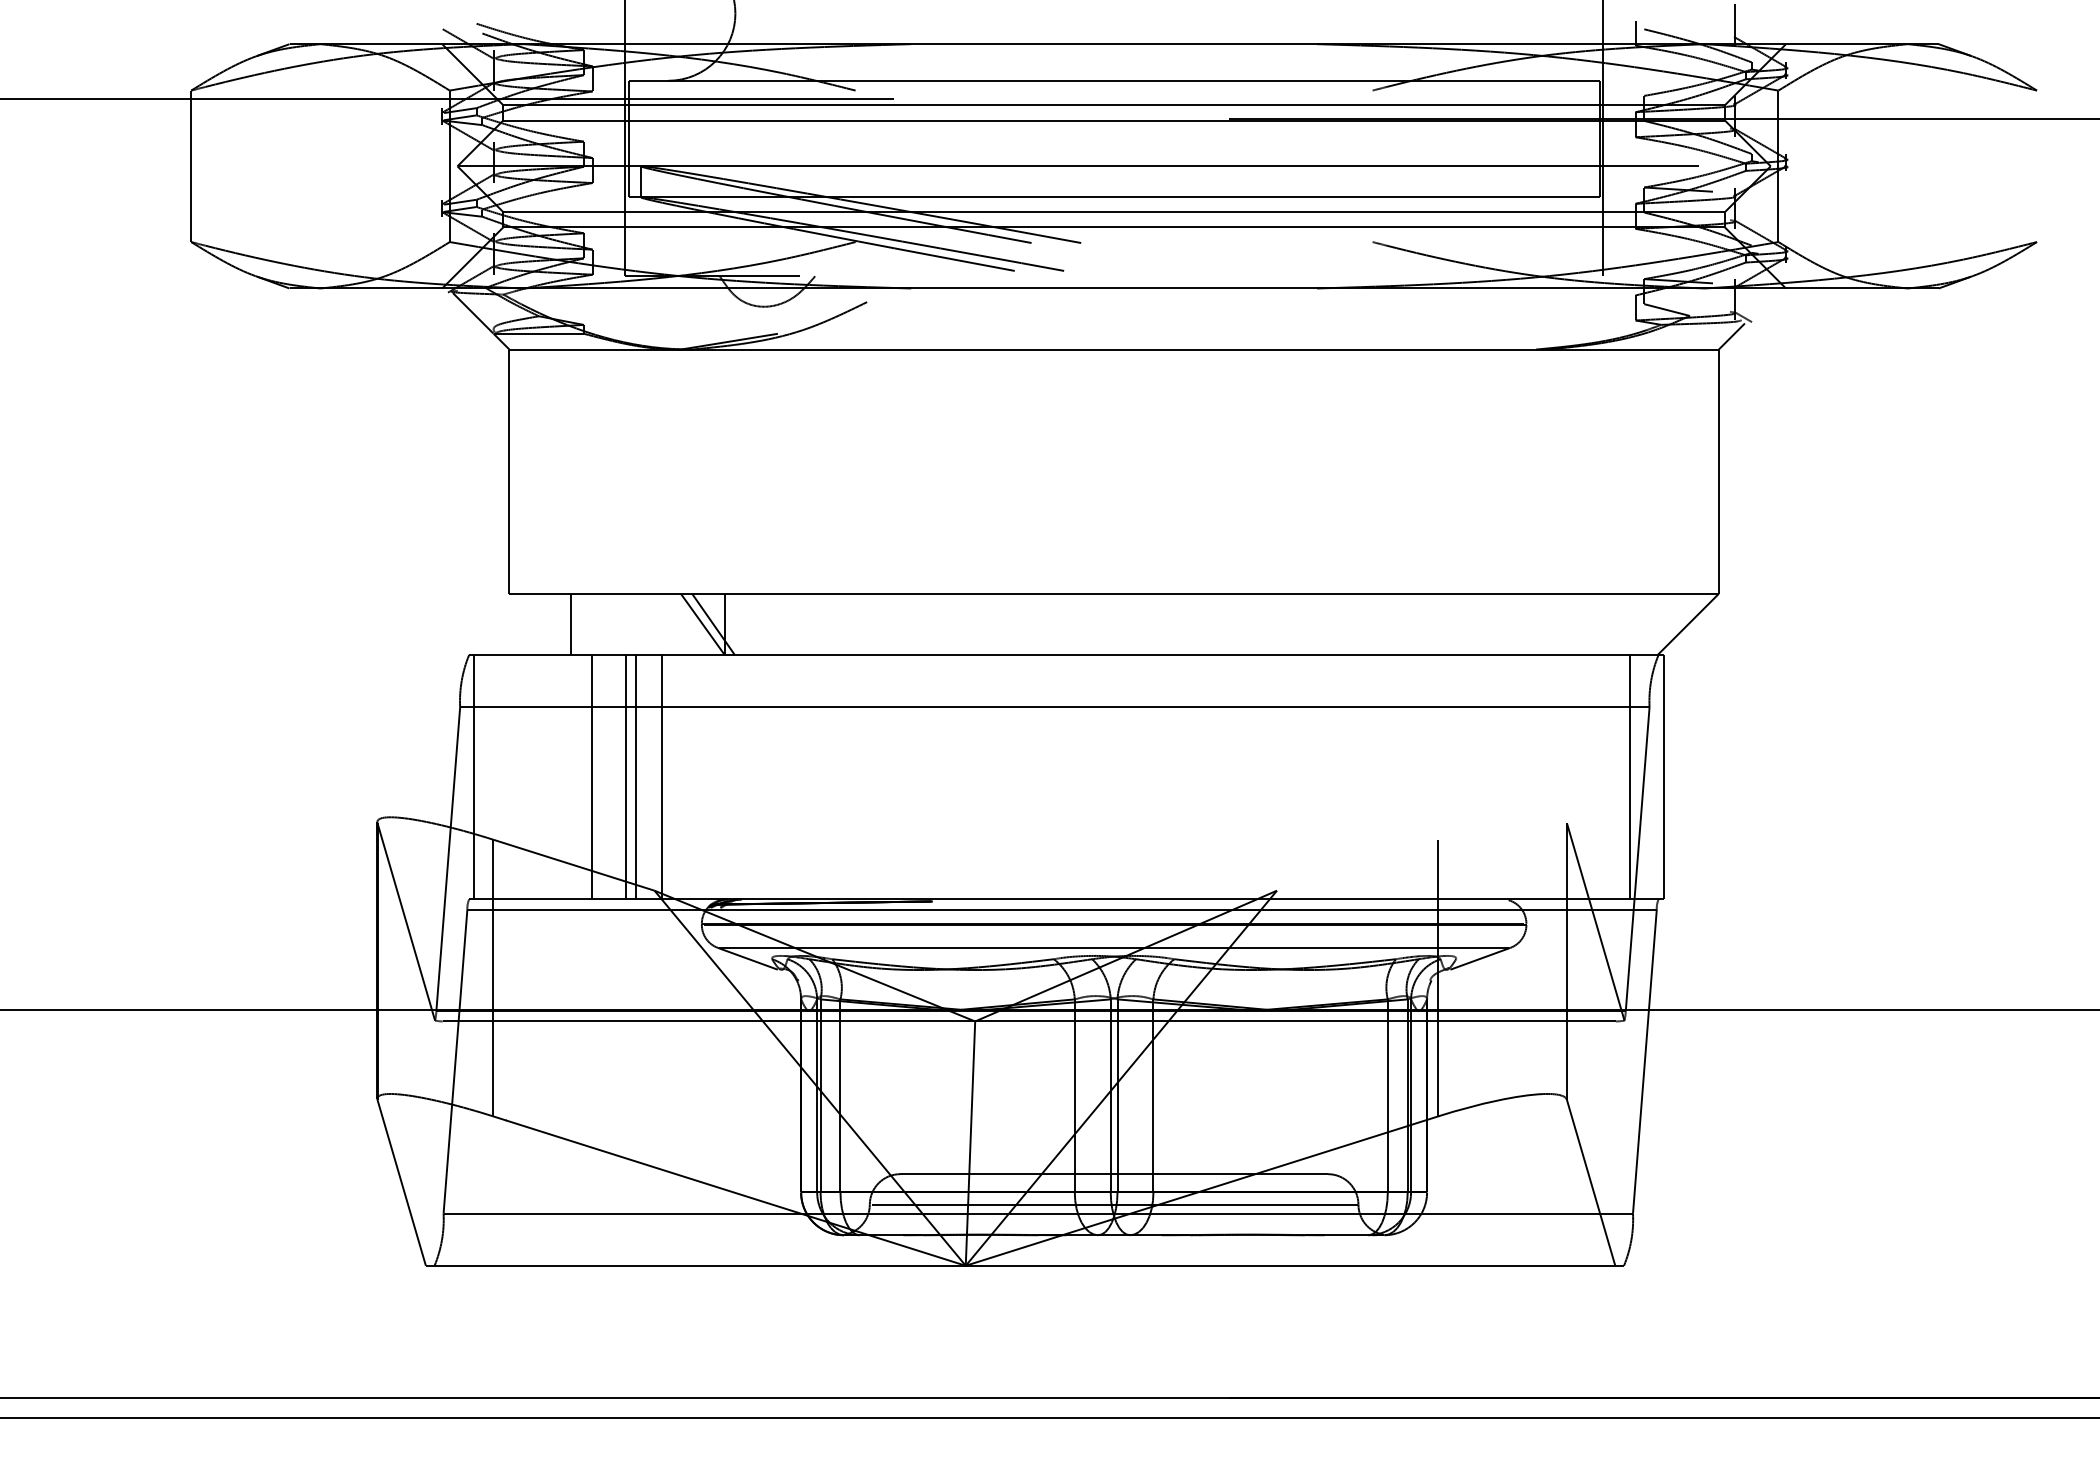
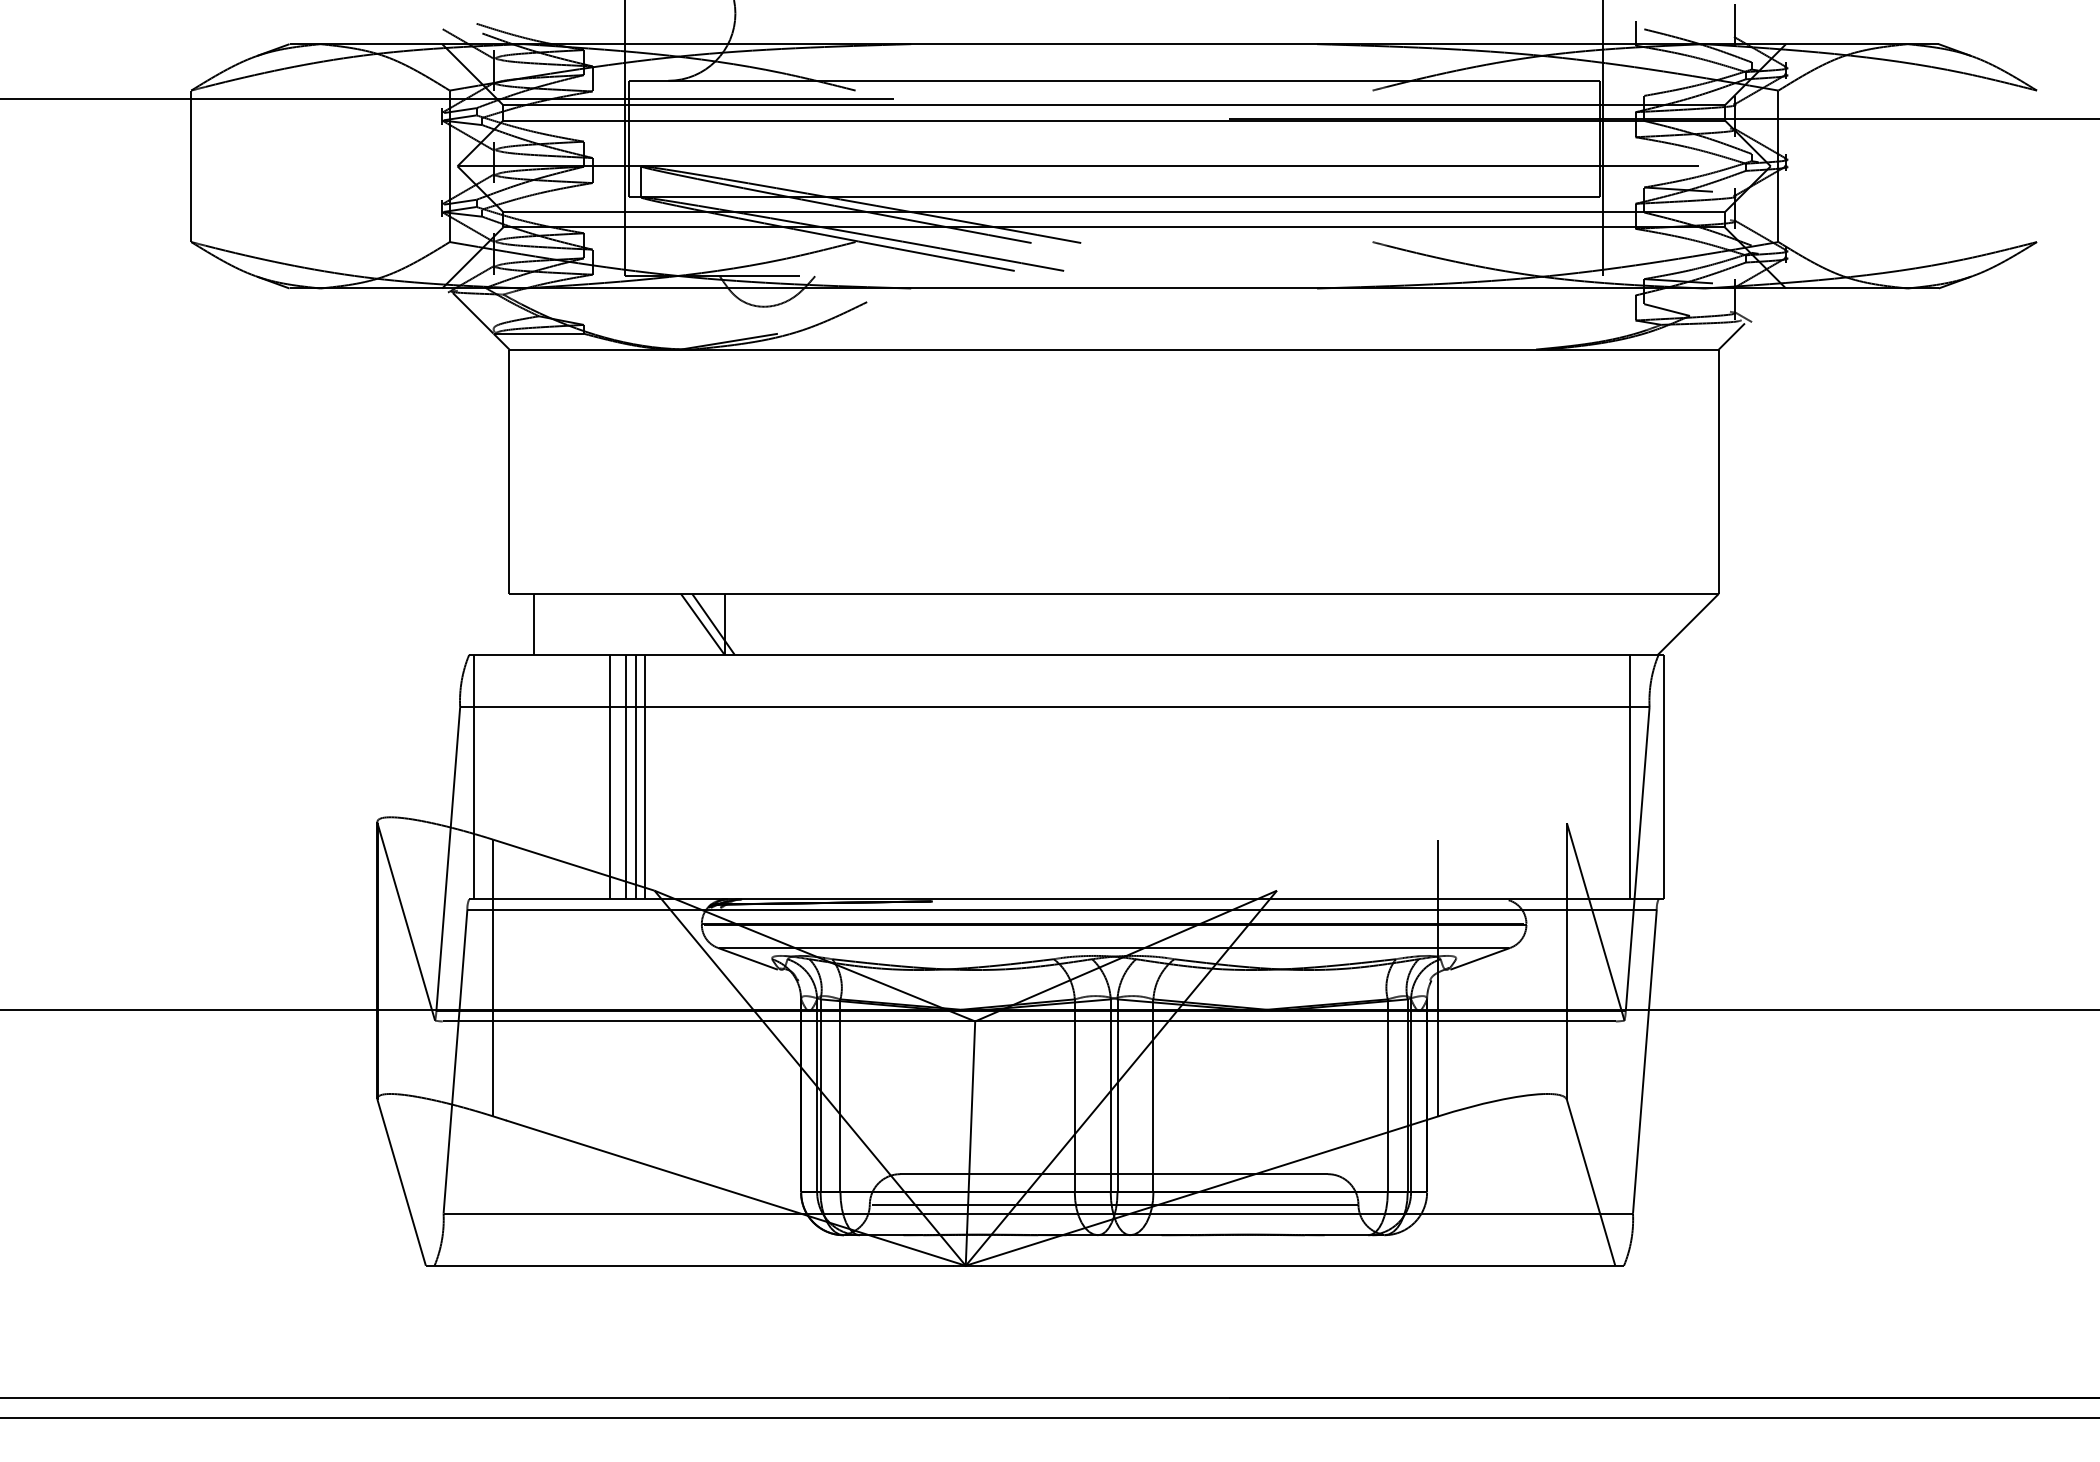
line position: (570, 623) -> (533, 623) (533, 623)
line position: (591, 776) -> (609, 776) (609, 776)
line position: (661, 776) -> (644, 776) (644, 776)
